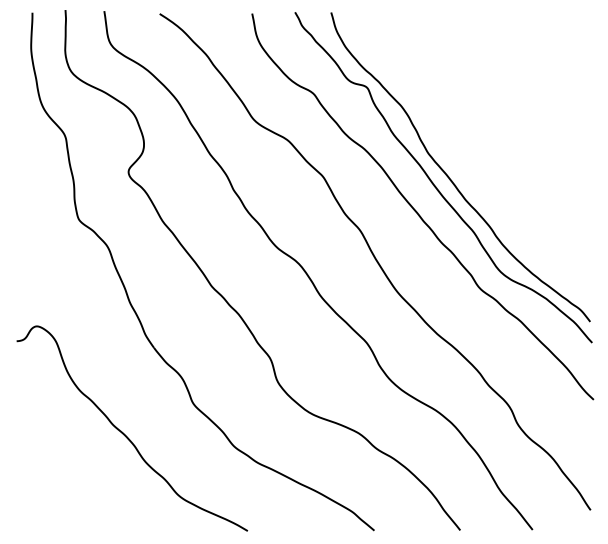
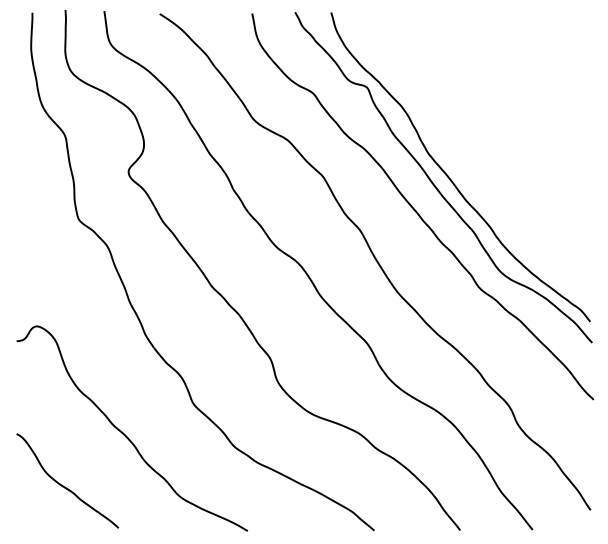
curve: none -> present (65, 486)
